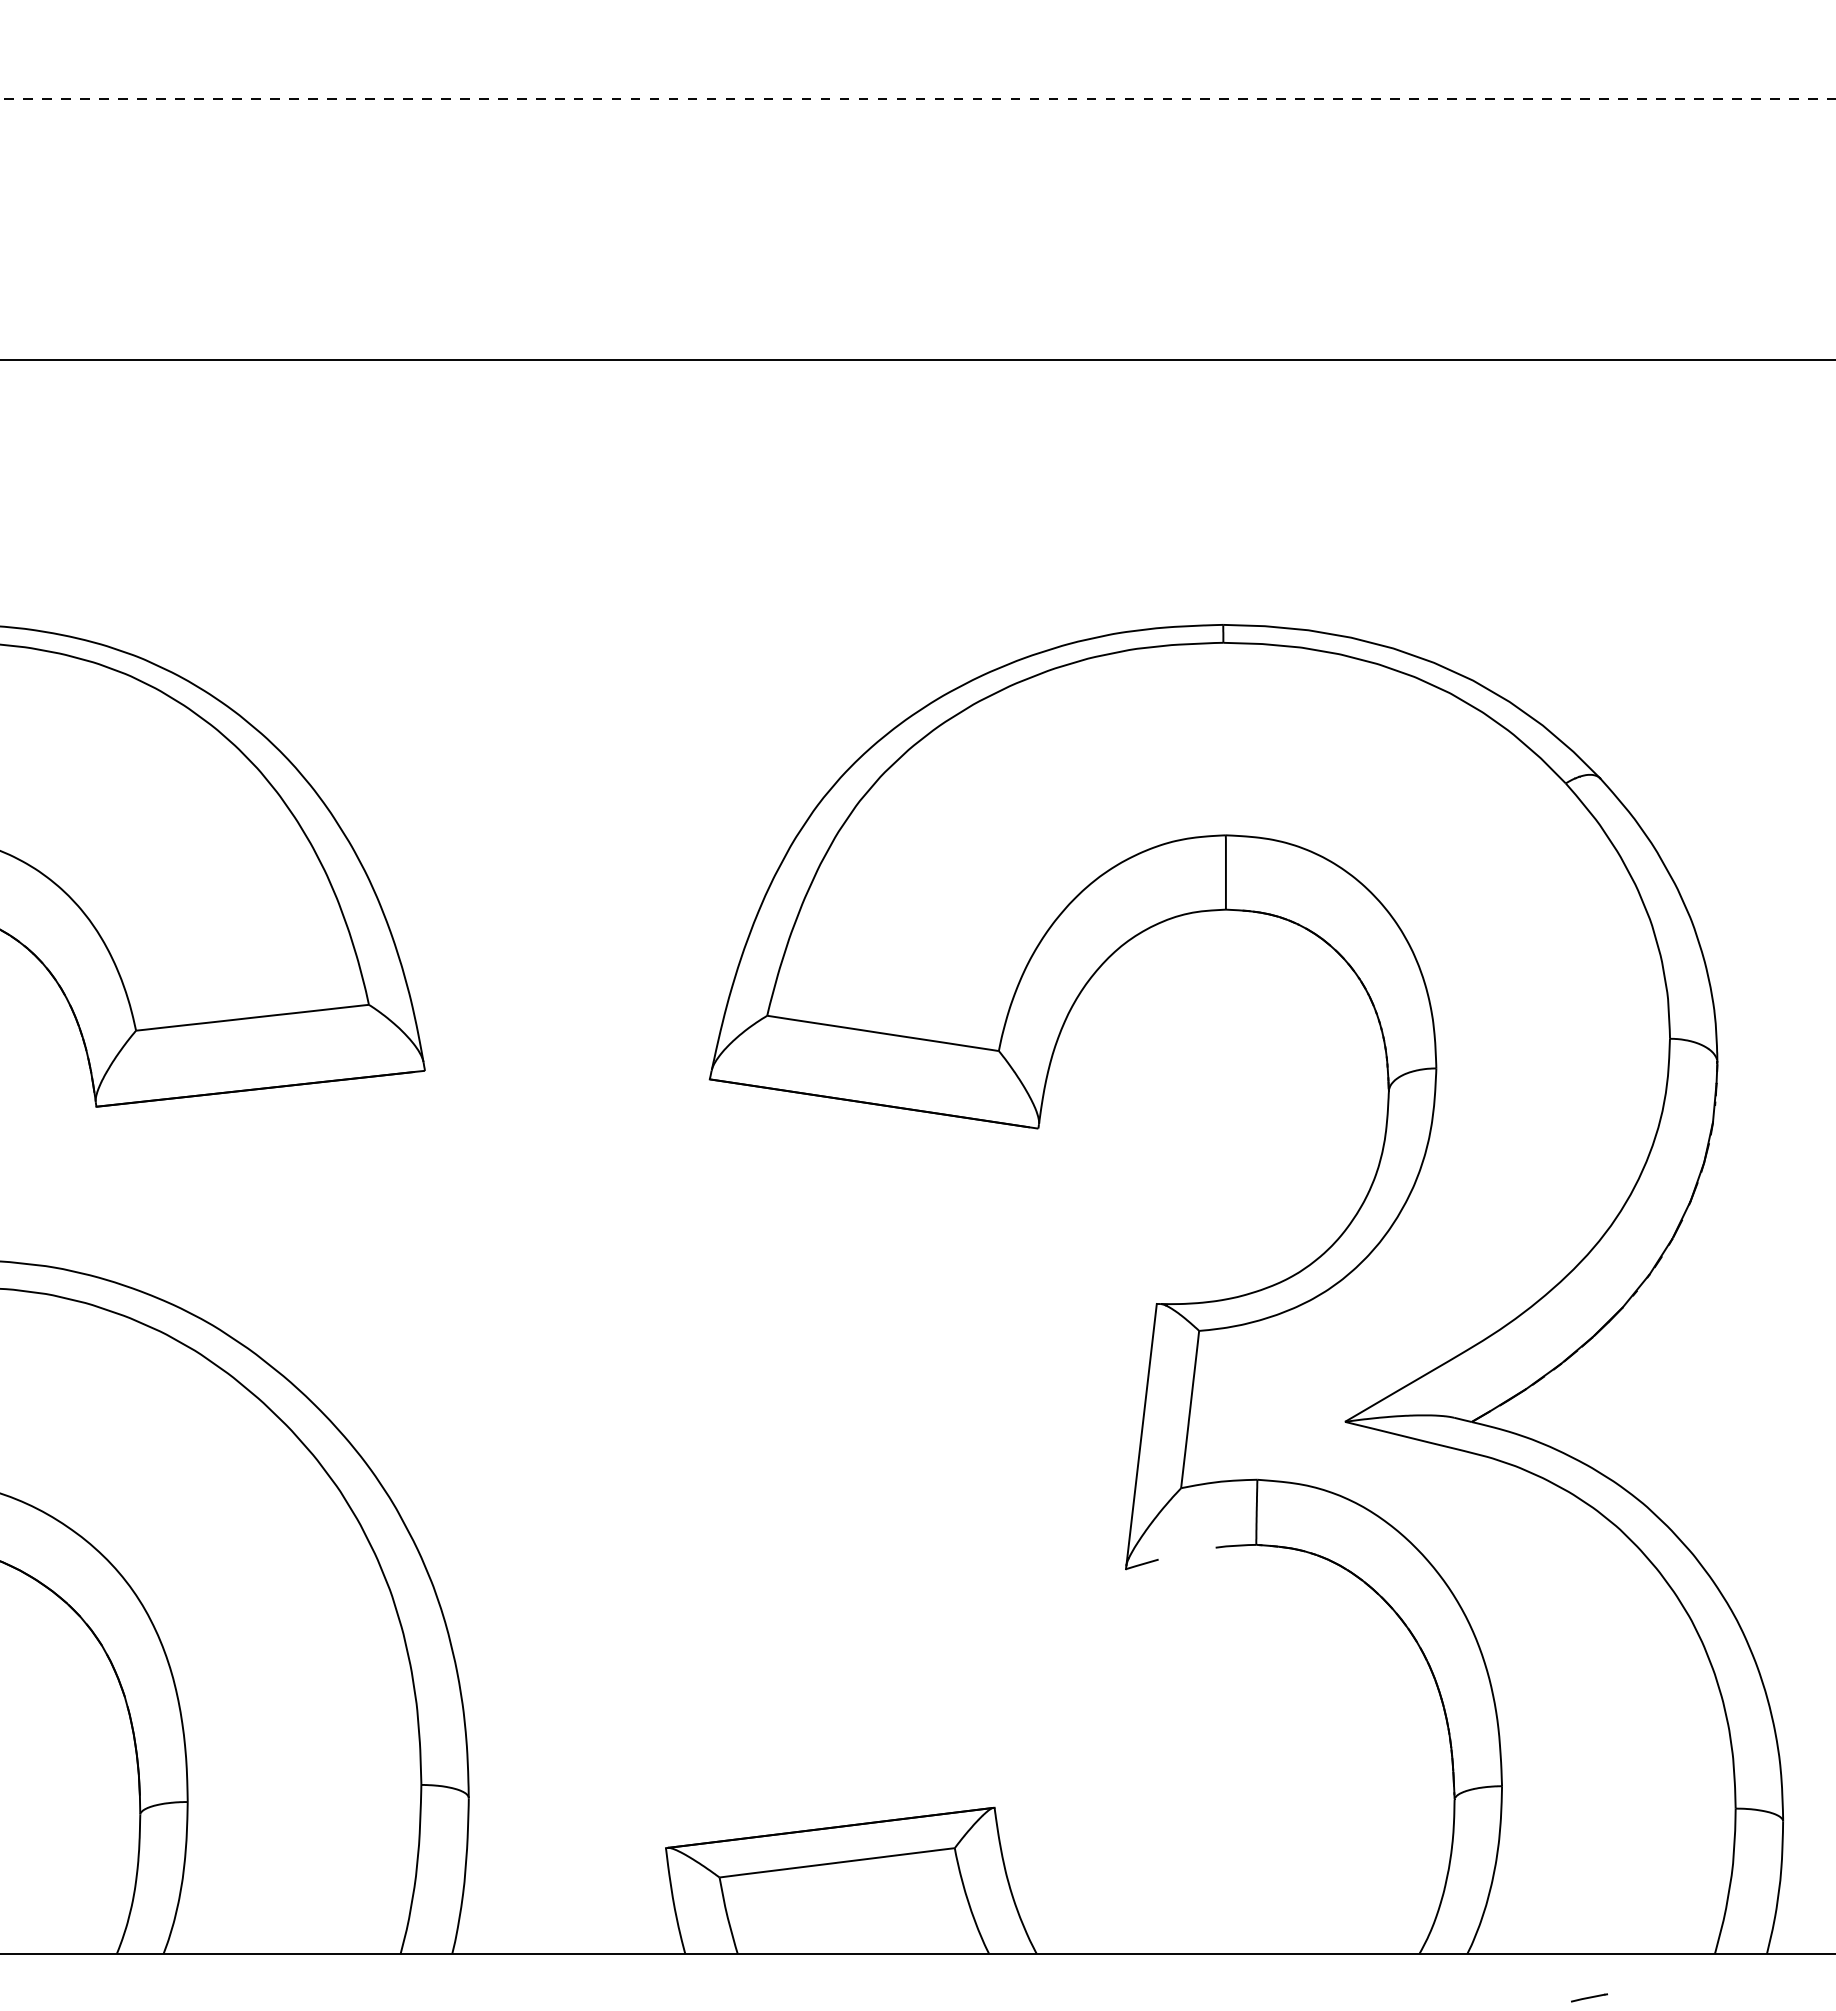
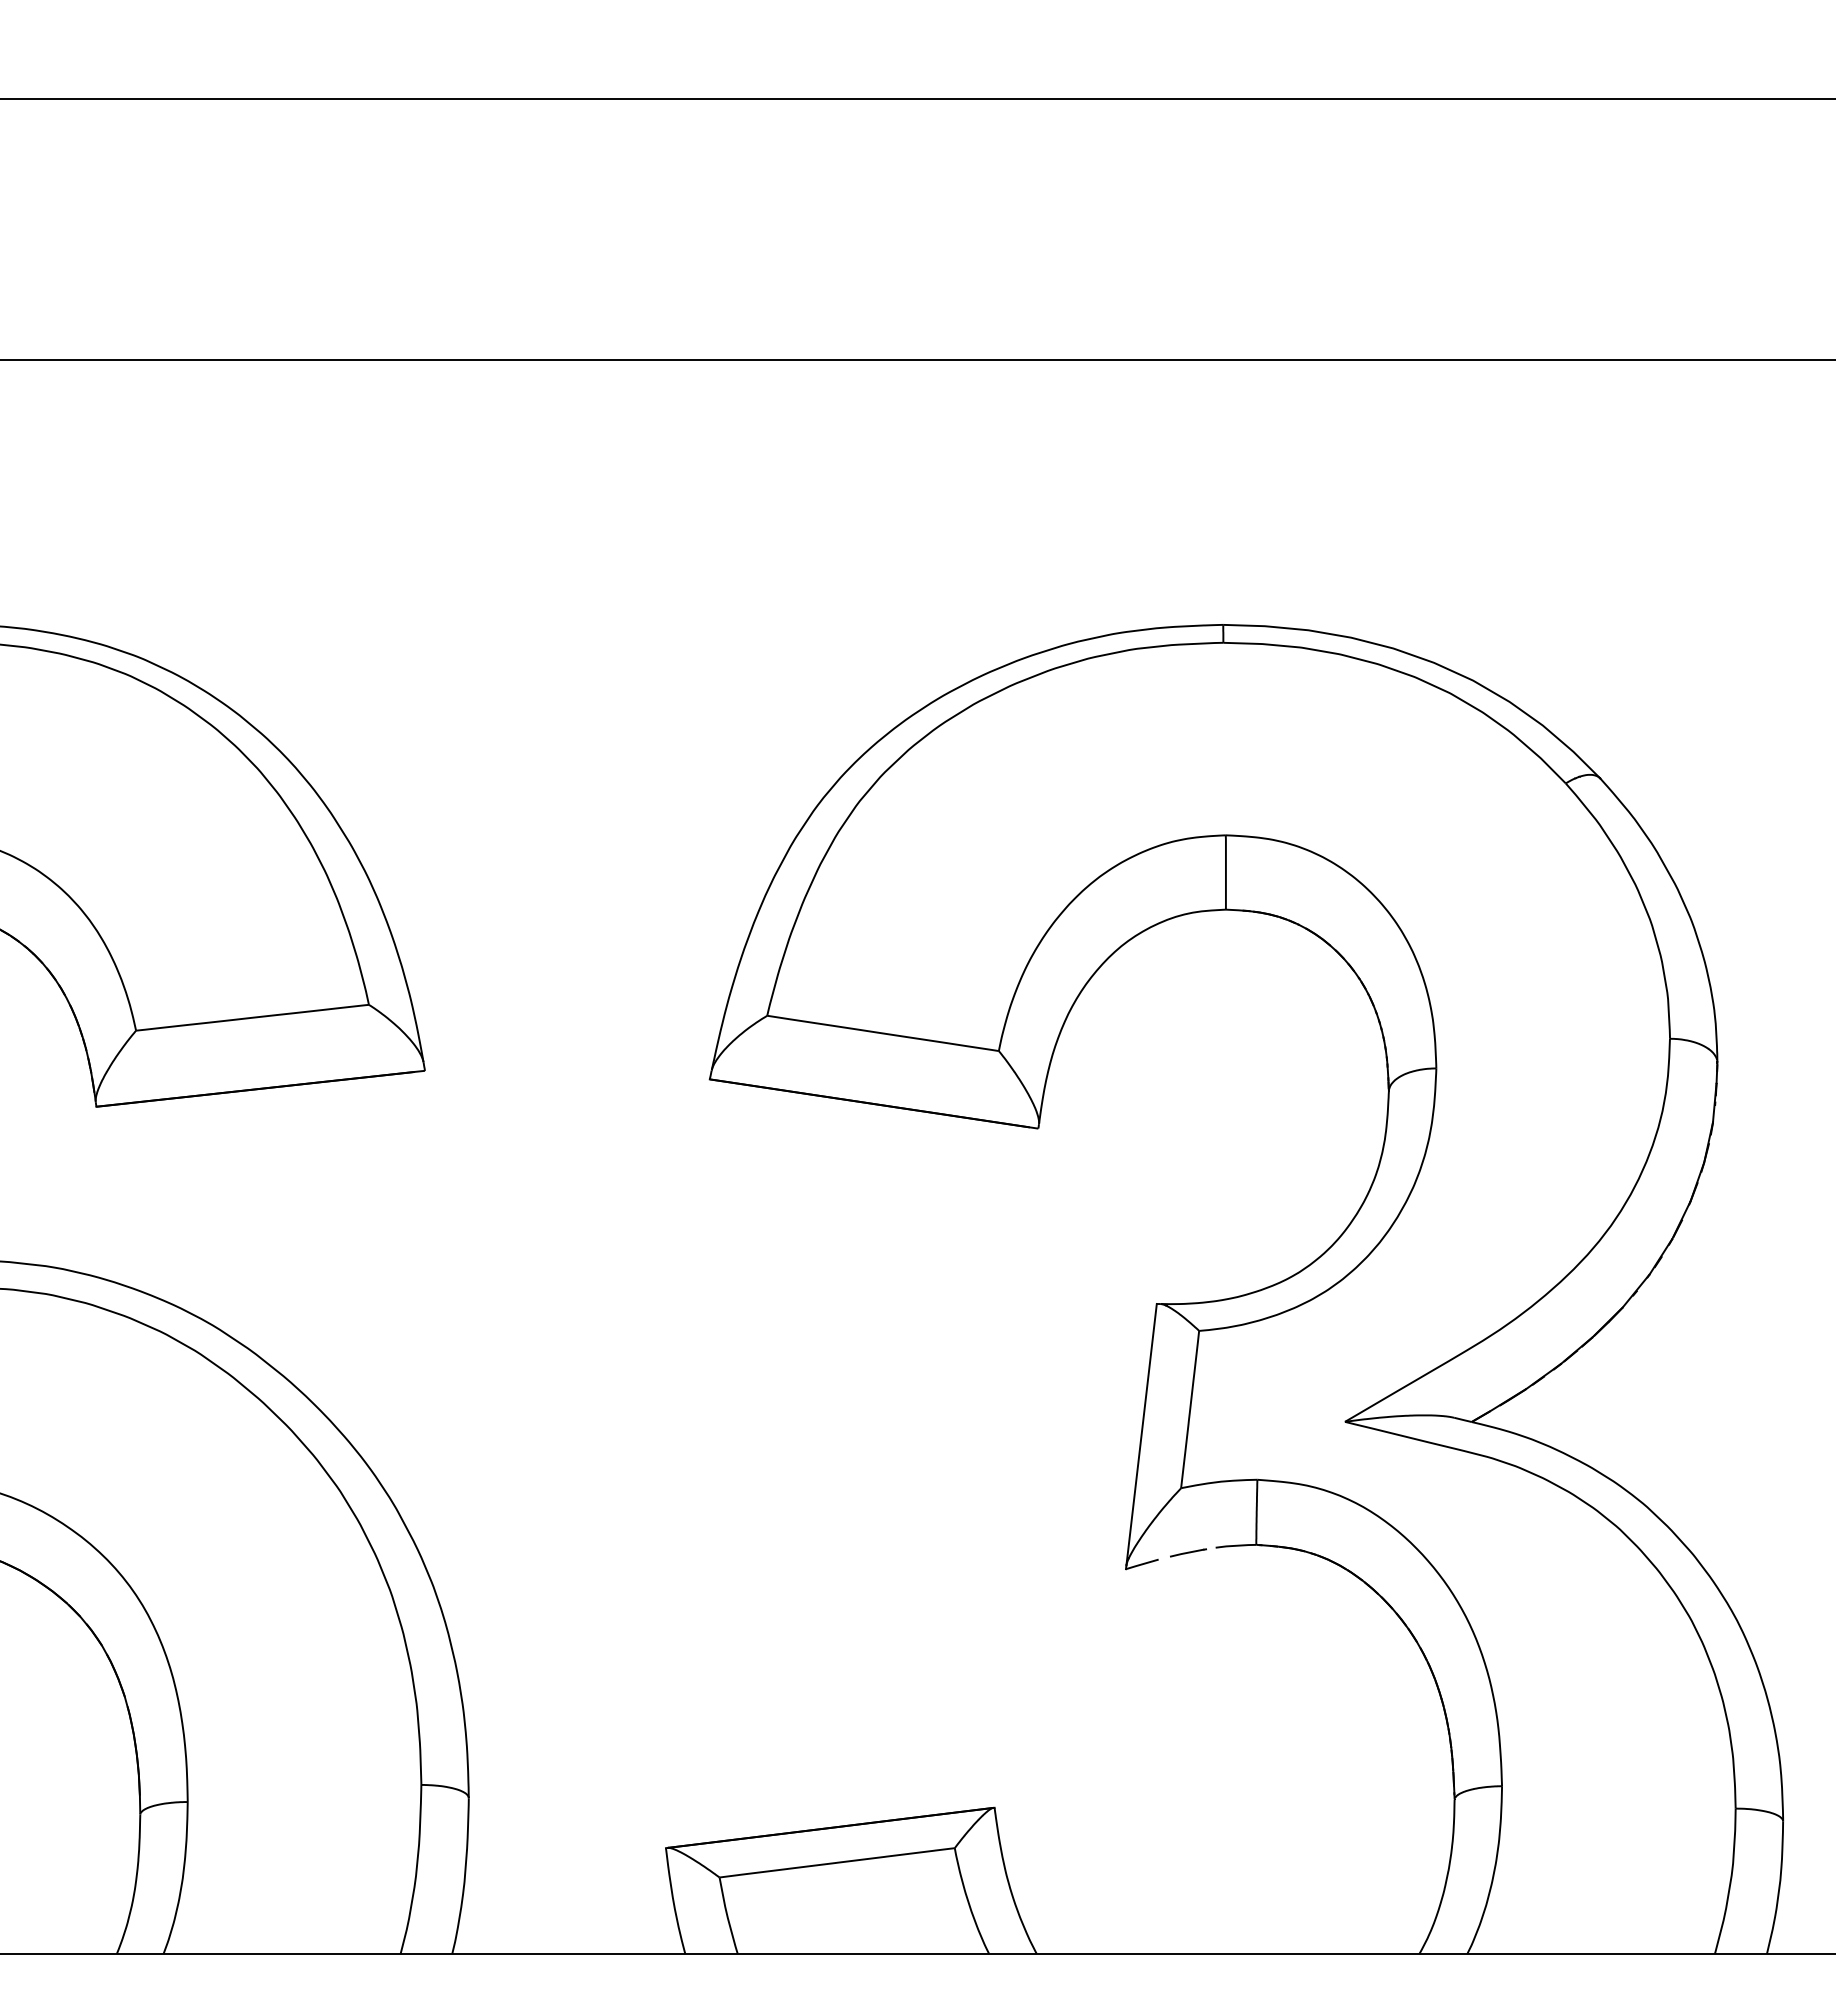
line: dashed -> solid (919, 99)
line position: (1589, 1997) -> (1188, 1552) (1188, 1552)
